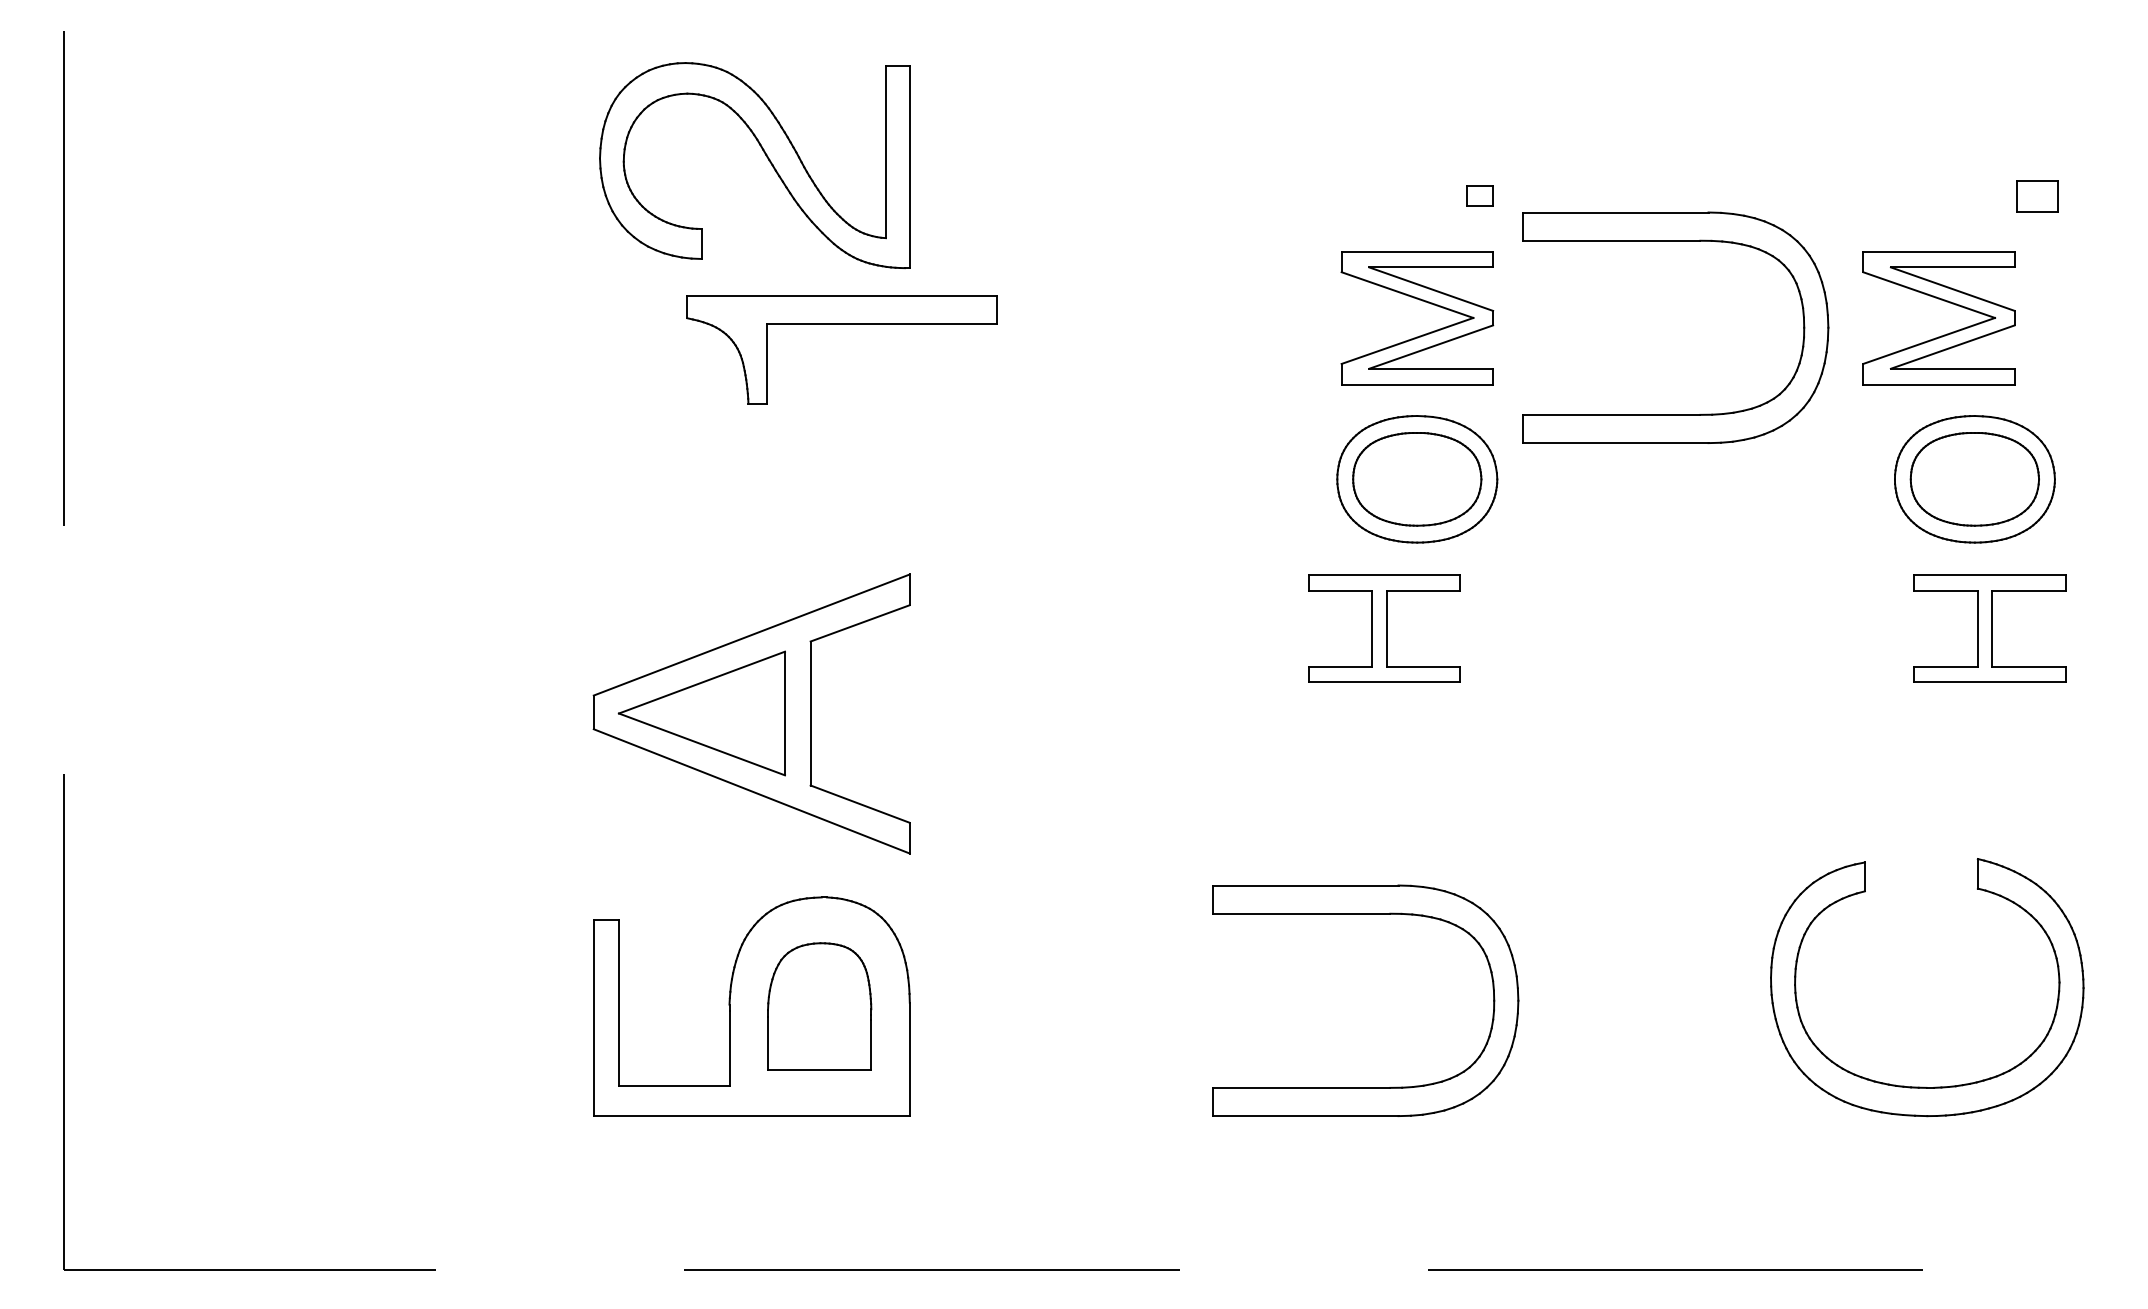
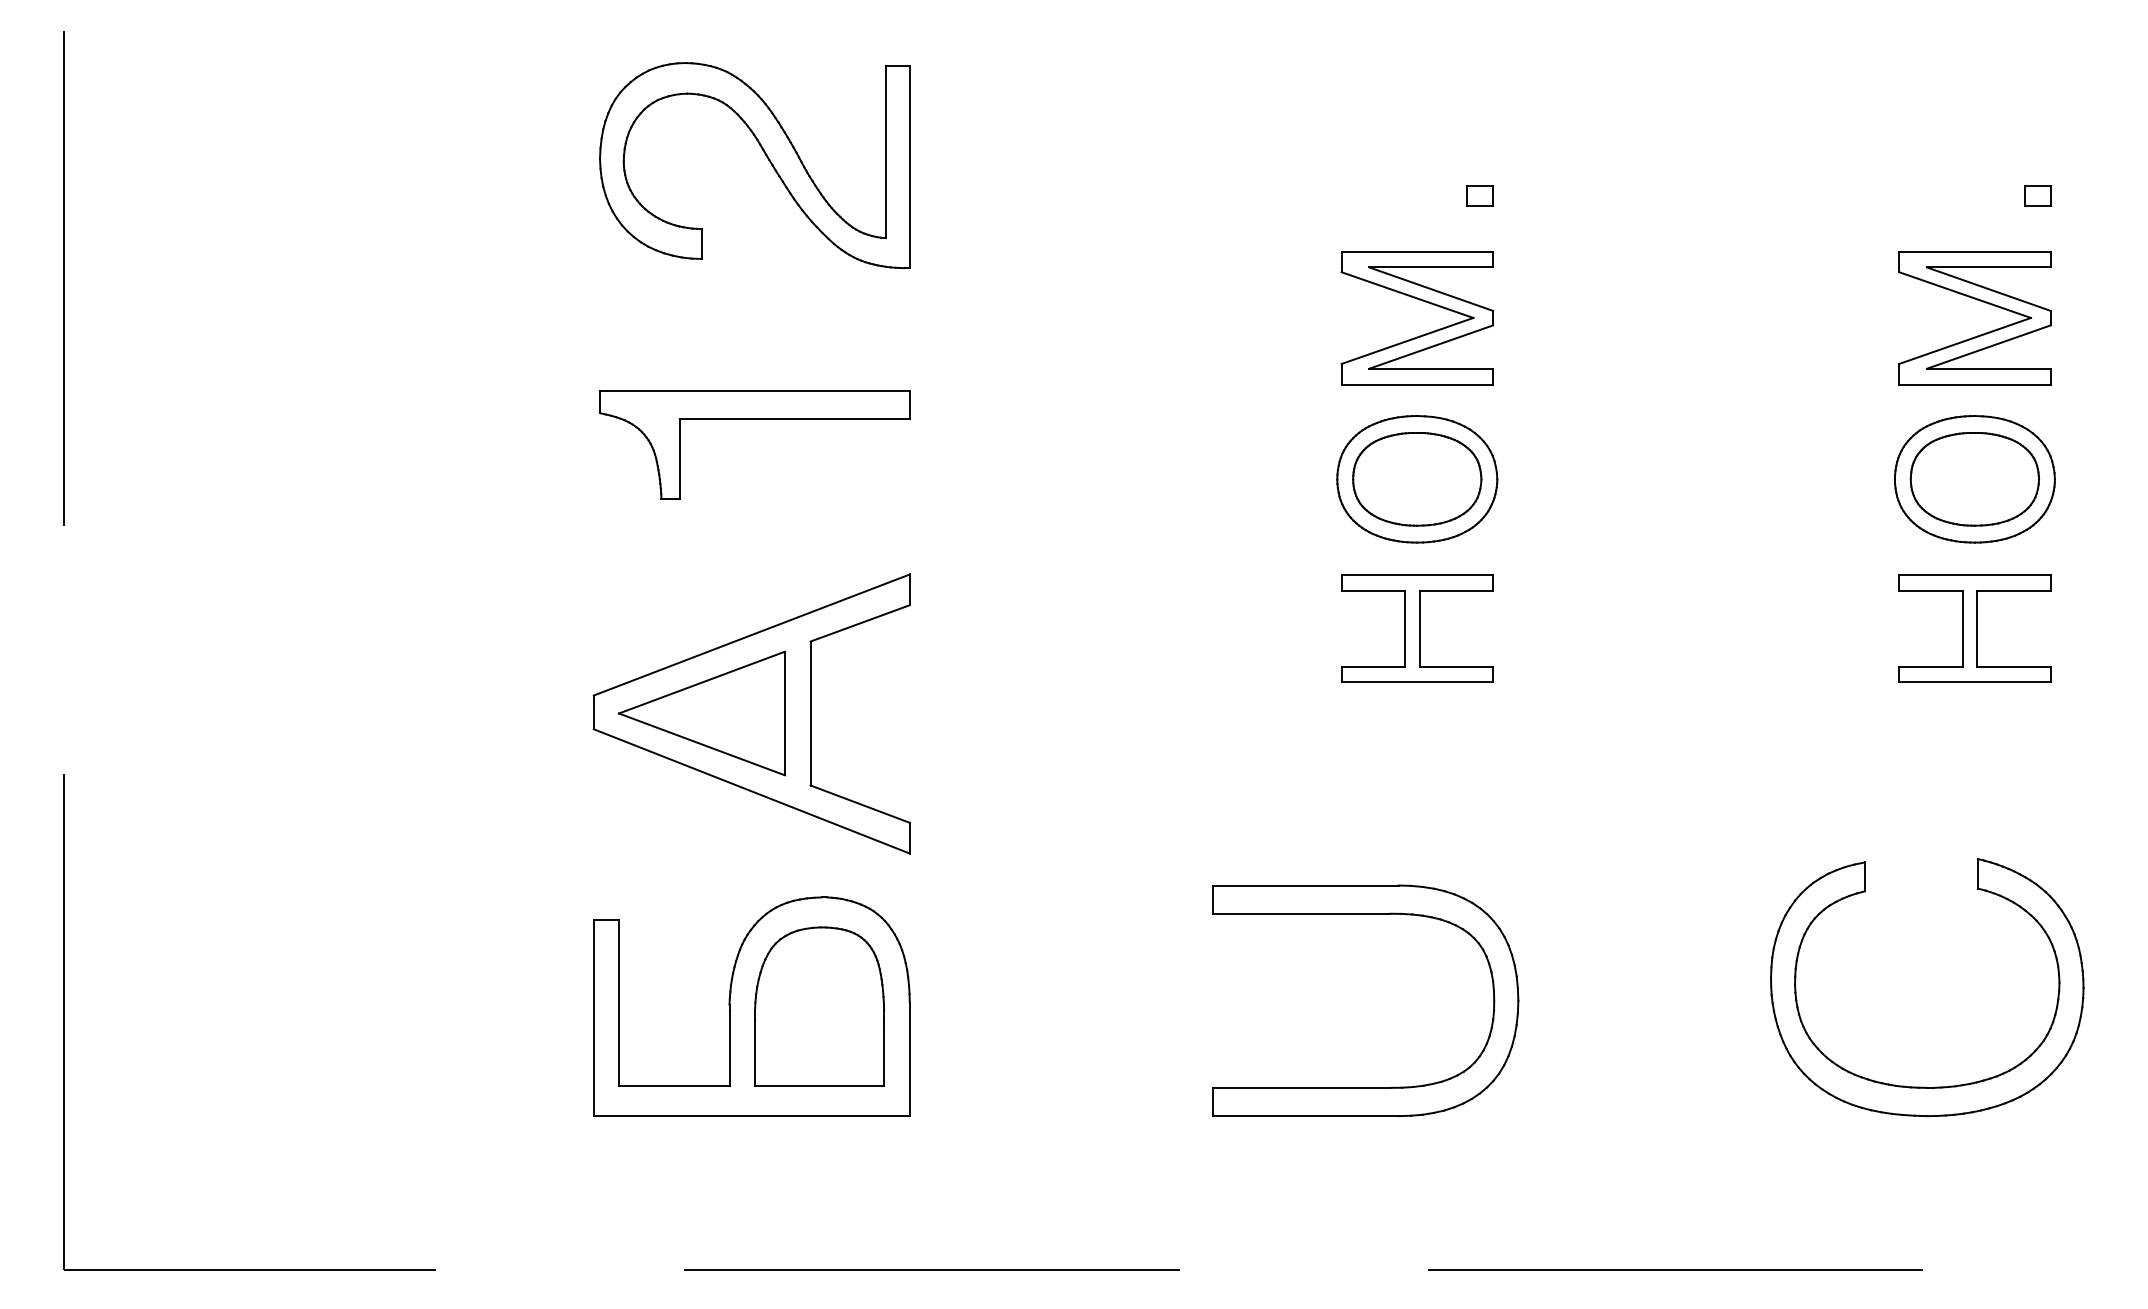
part size: 43x33 px -> 28x22 px (2037, 195)
part: present -> none (1675, 241)
part position: (841, 324) -> (754, 419) (754, 419)
part position: (1944, 334) -> (1980, 334) (1980, 334)
part position: (1384, 628) -> (1417, 628) (1417, 628)
part position: (1989, 628) -> (1974, 628) (1974, 628)
part size: 106x129 px -> 132x161 px (819, 1006)
